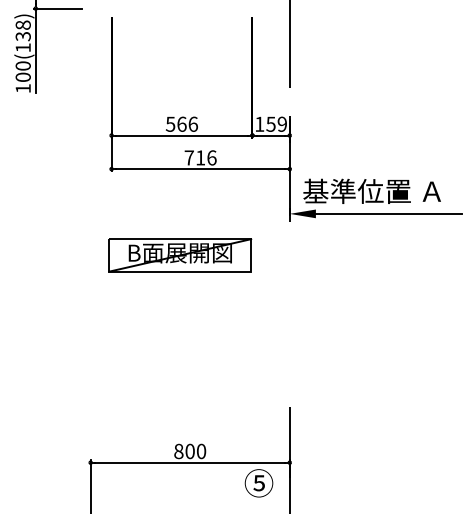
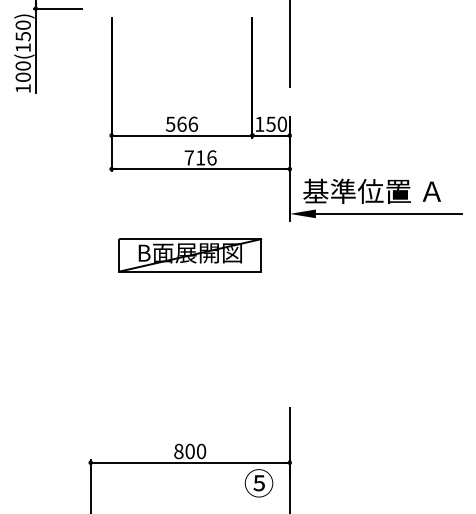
text: 100(138) -> 100(150) (22, 30)
text: 159 -> 150 (281, 123)
part position: (180, 255) -> (190, 255) (190, 255)
